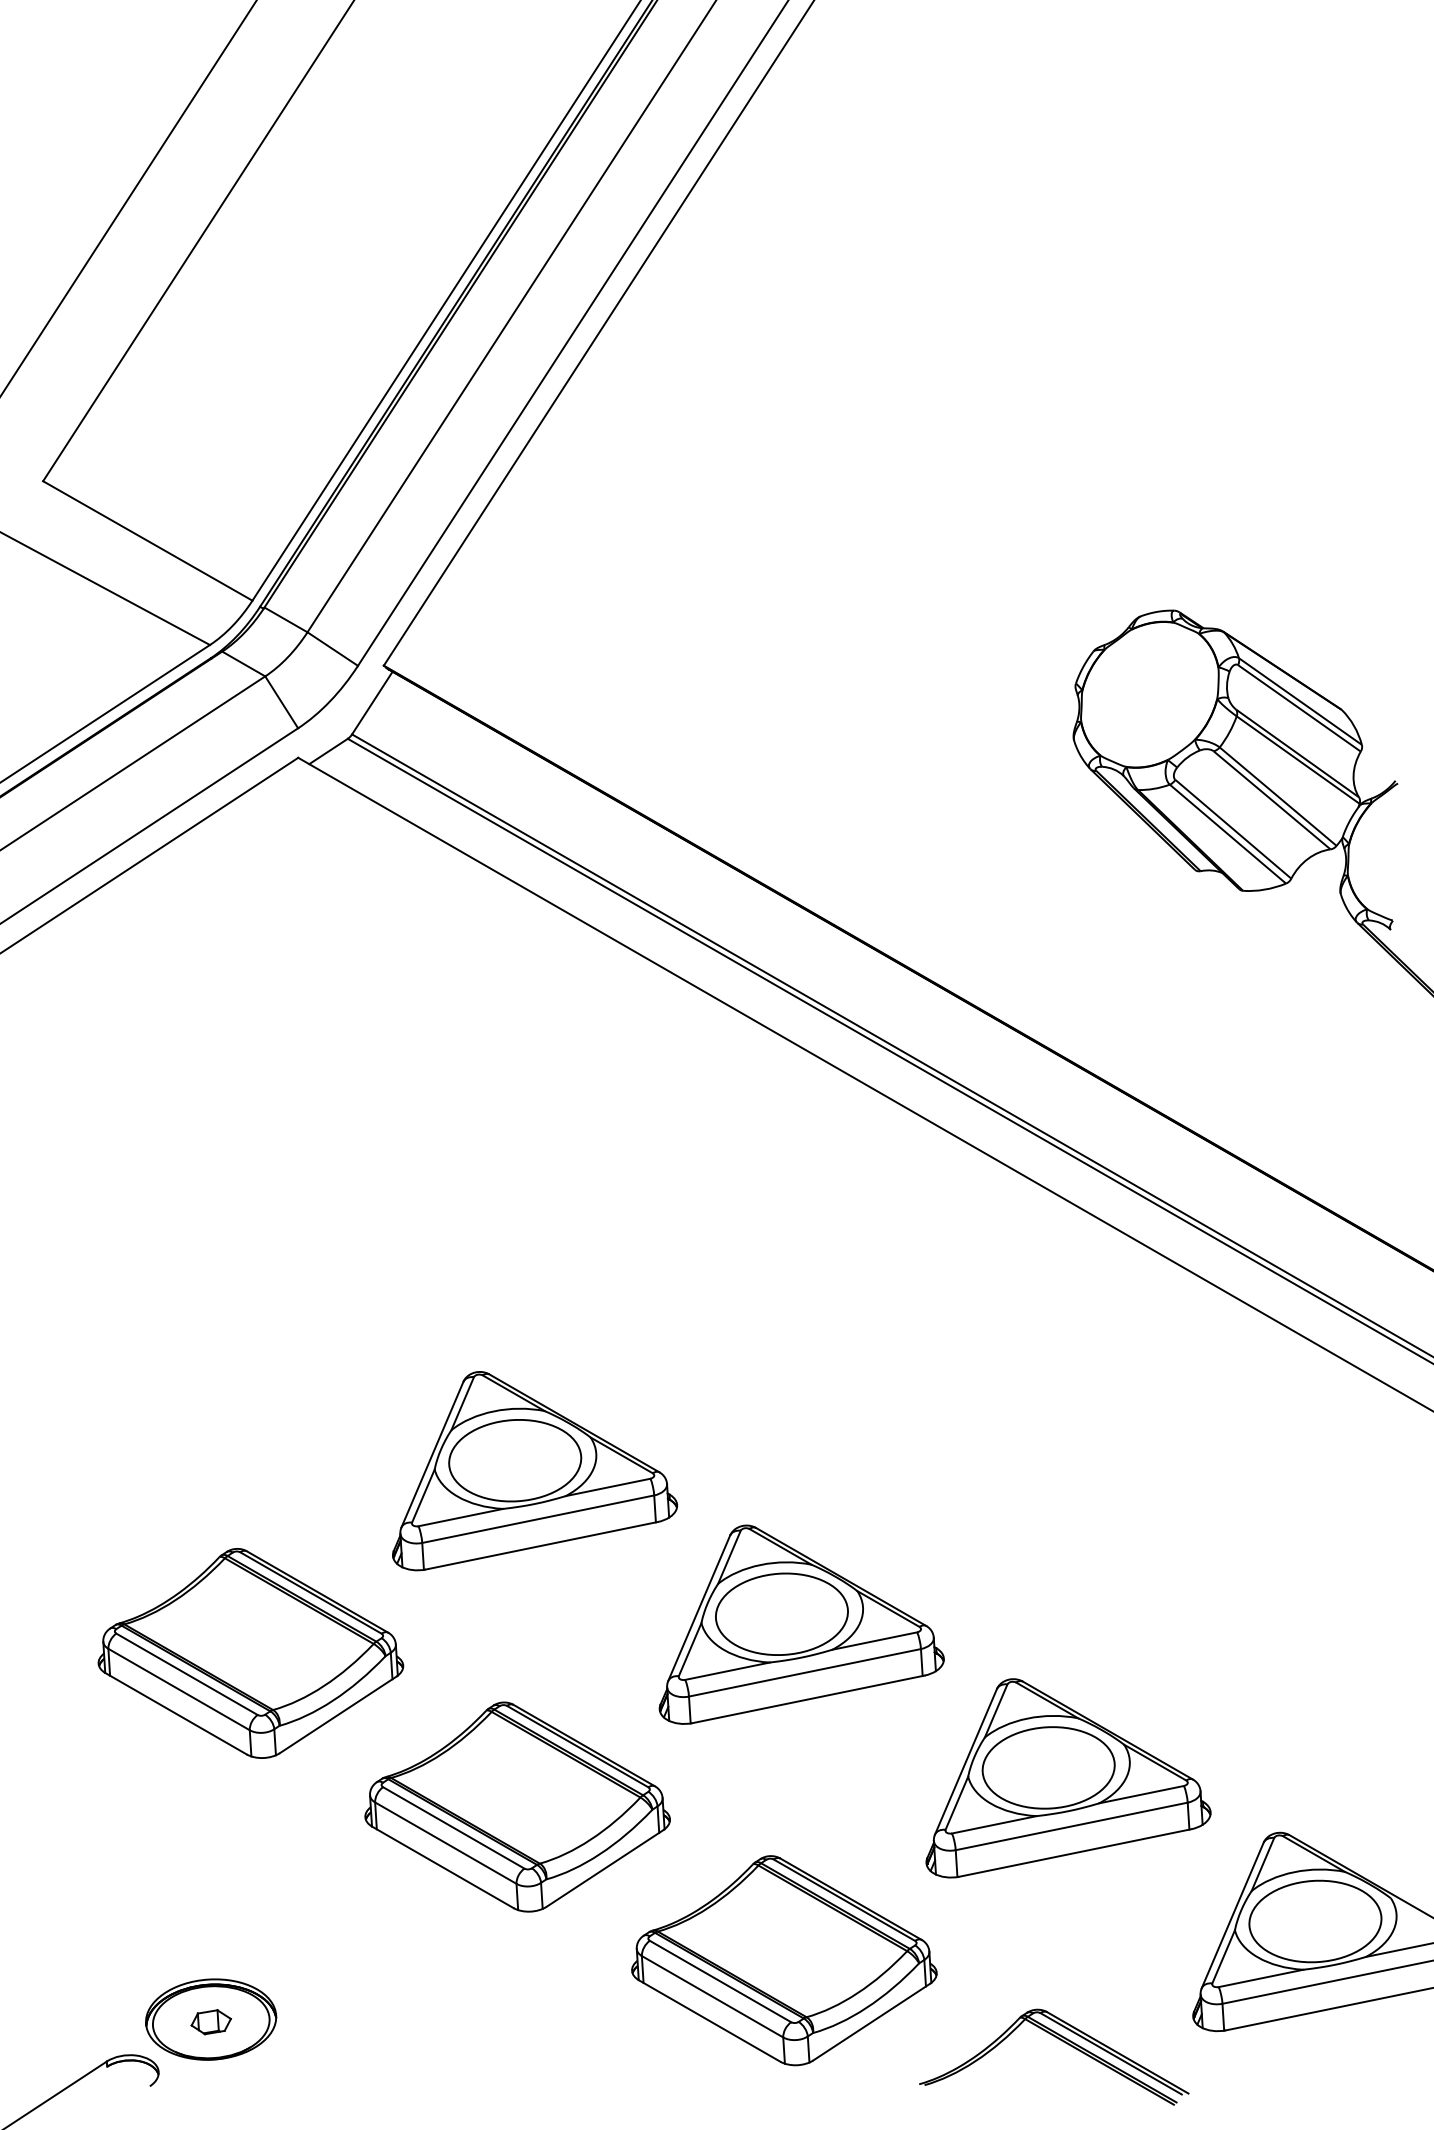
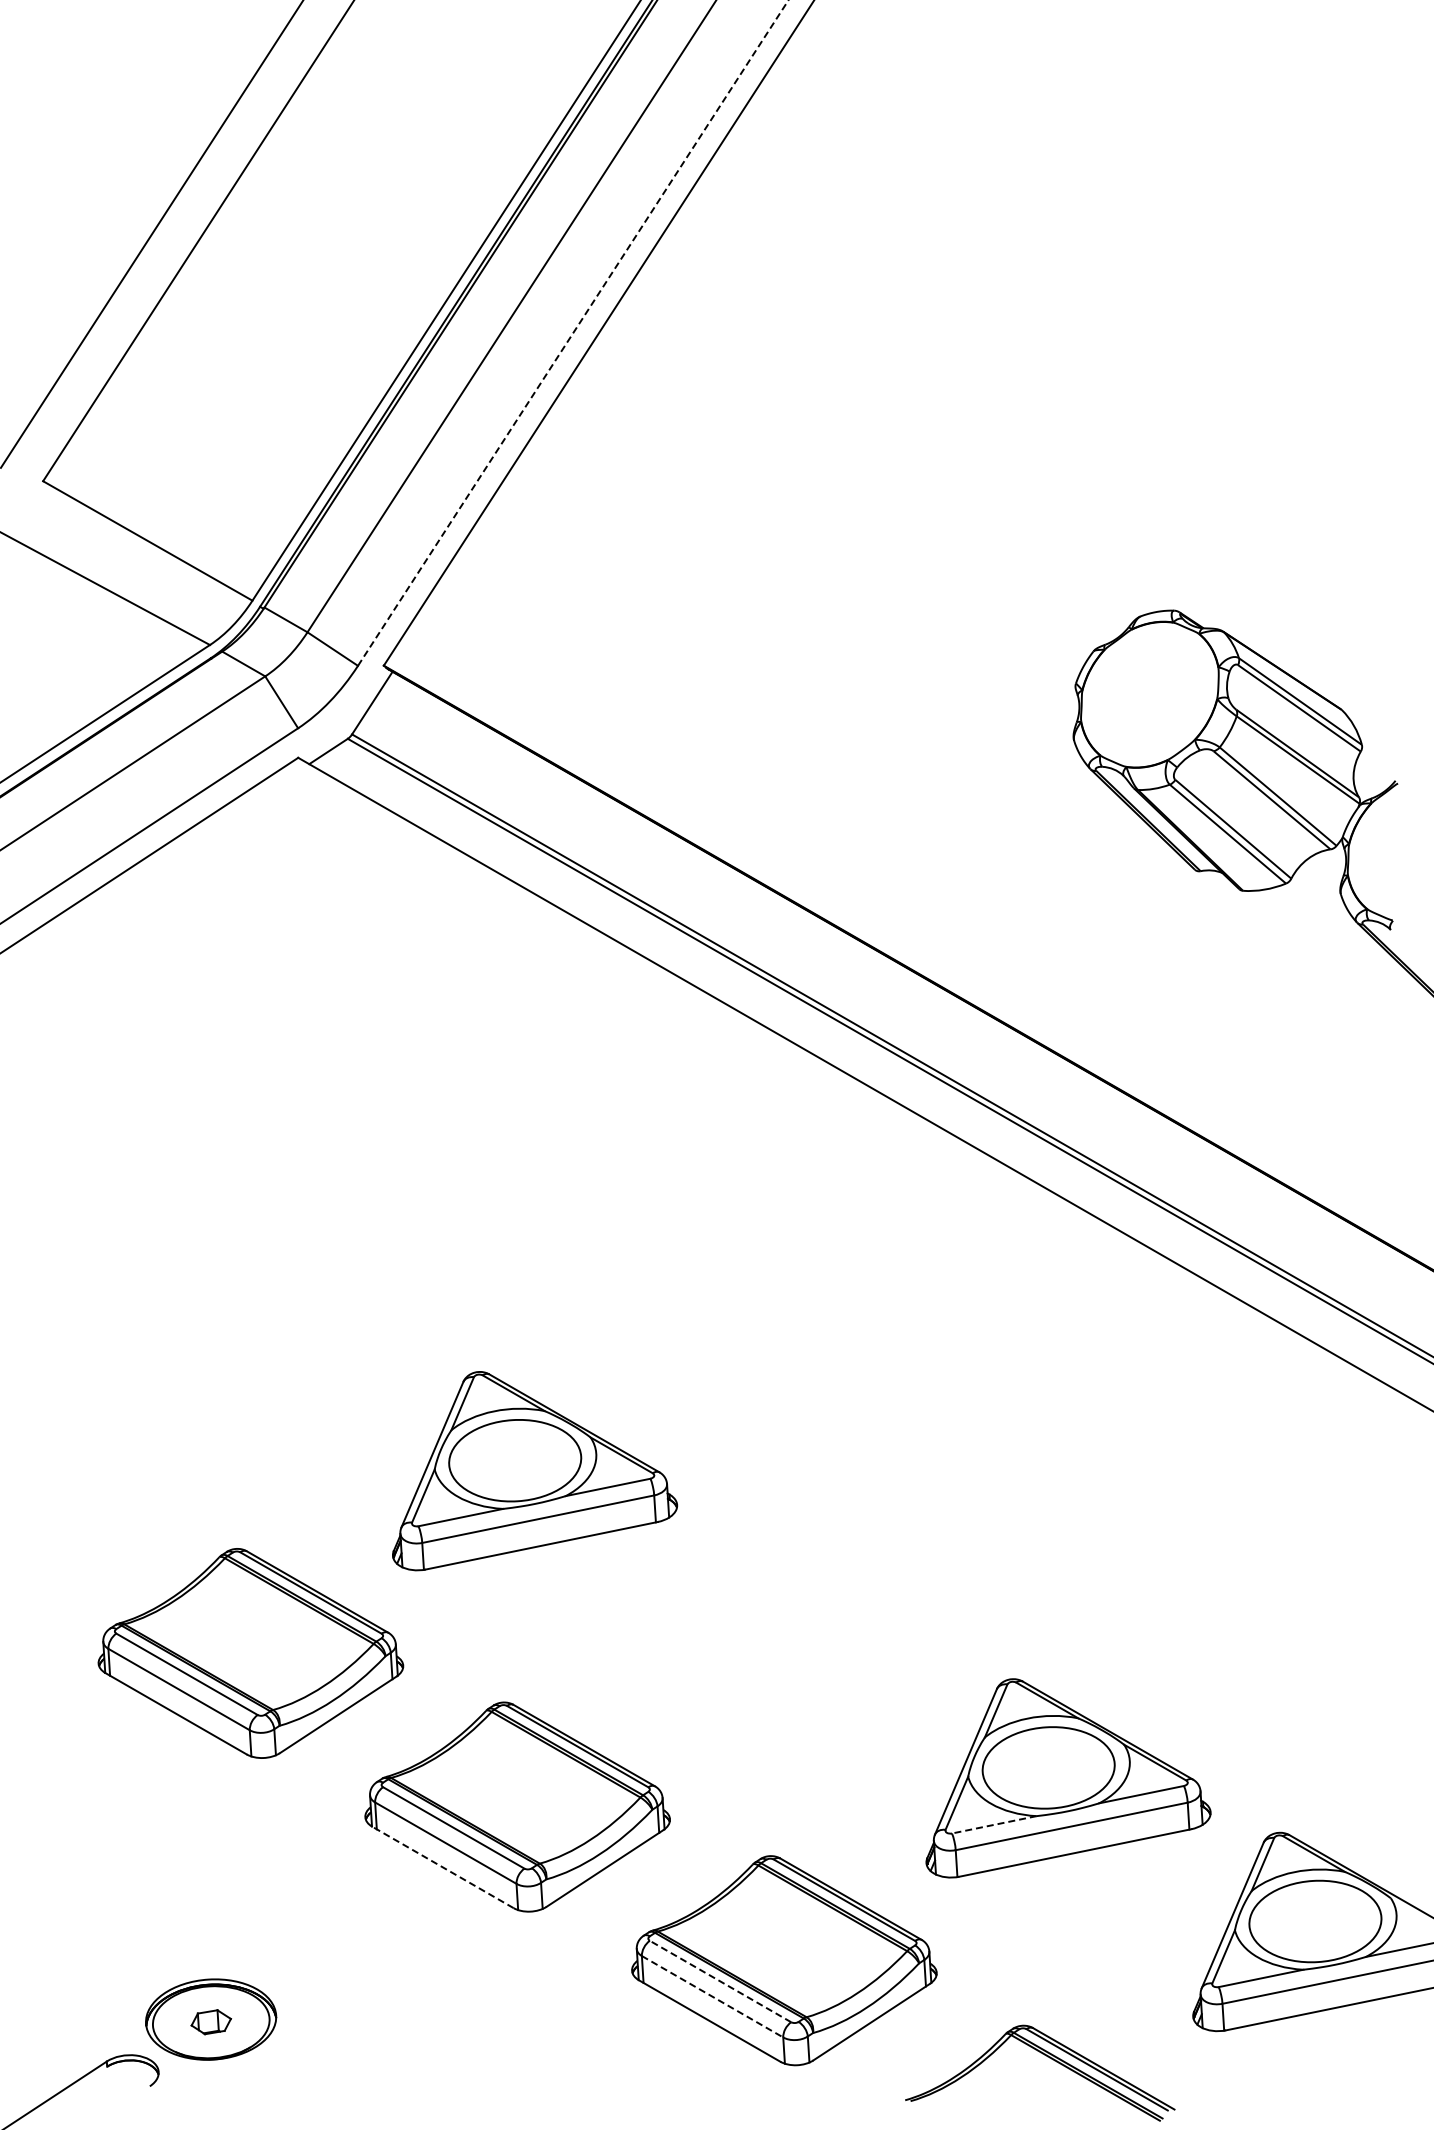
line position: (128, 198) -> (151, 234) (151, 234)
line: solid -> dashed (573, 332)
part: present -> none (801, 1624)
line: solid -> dashed (993, 1824)
line: solid -> dashed (442, 1867)
line: solid -> dashed (720, 1981)
line: solid -> dashed (712, 1996)
part position: (1061, 2041) -> (1047, 2057) (1047, 2057)
